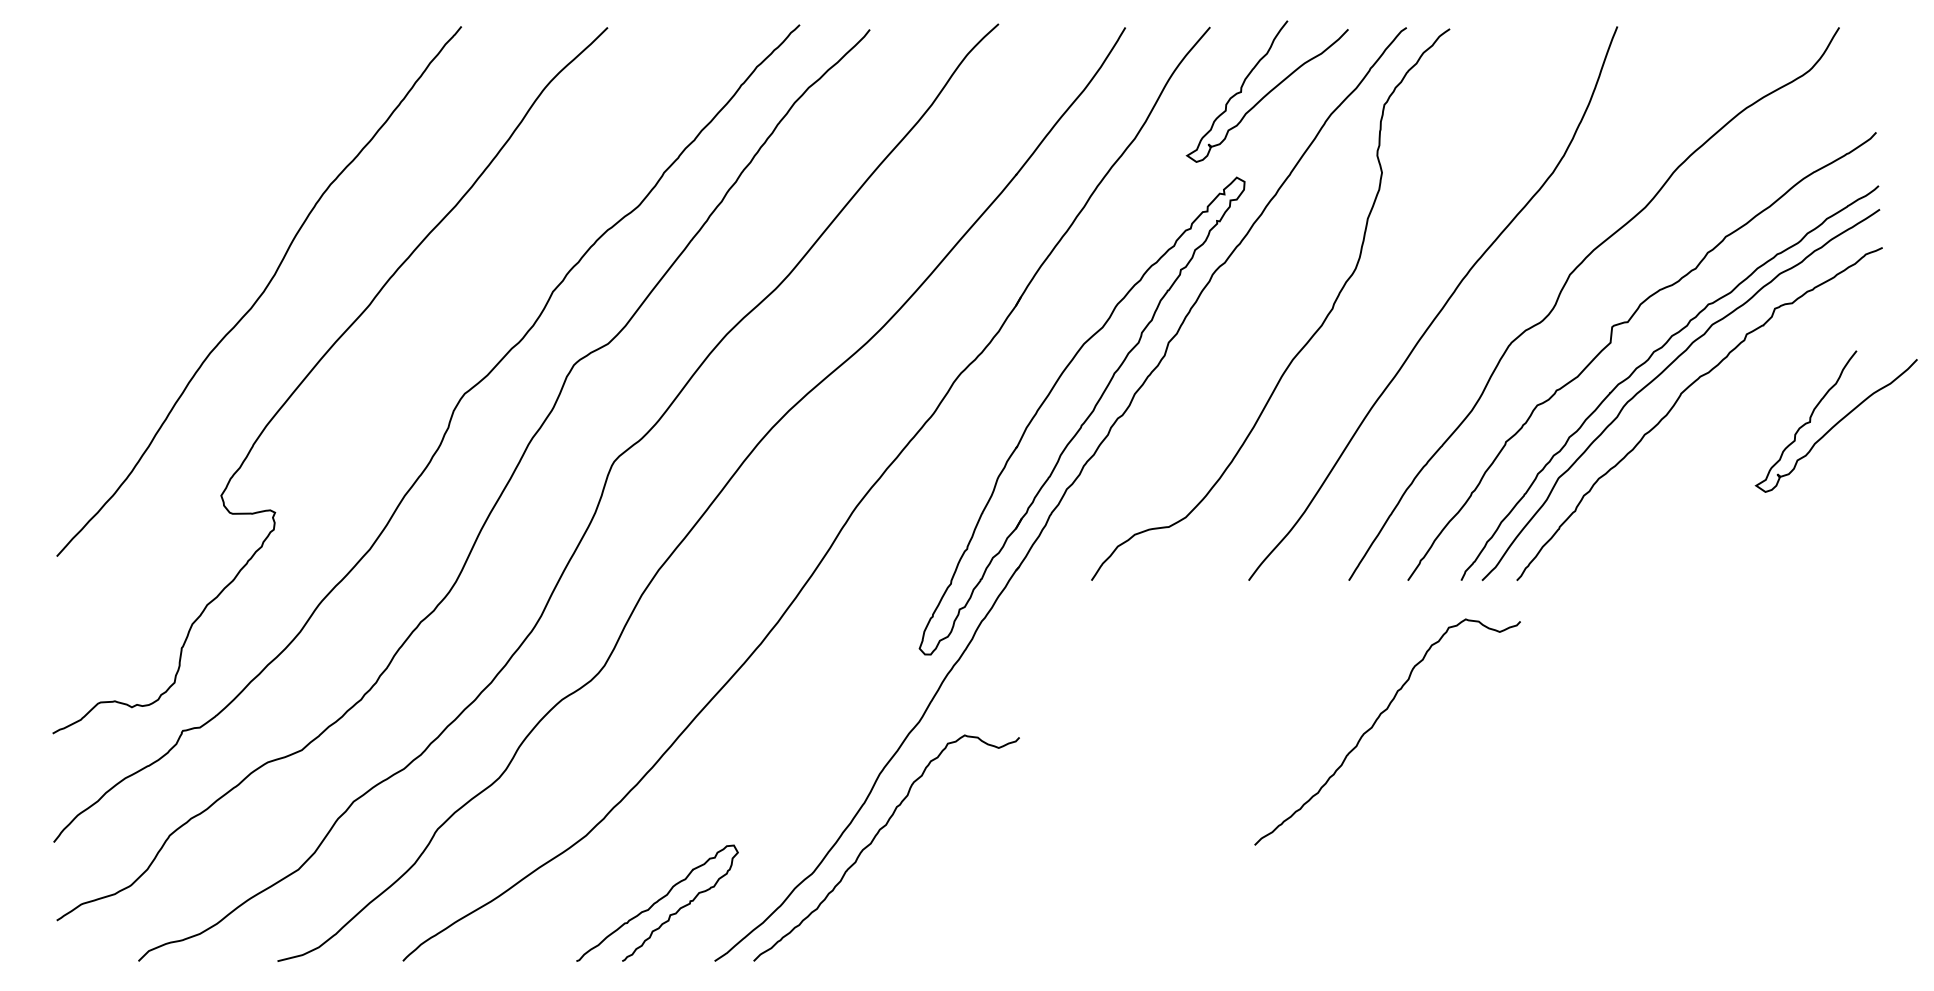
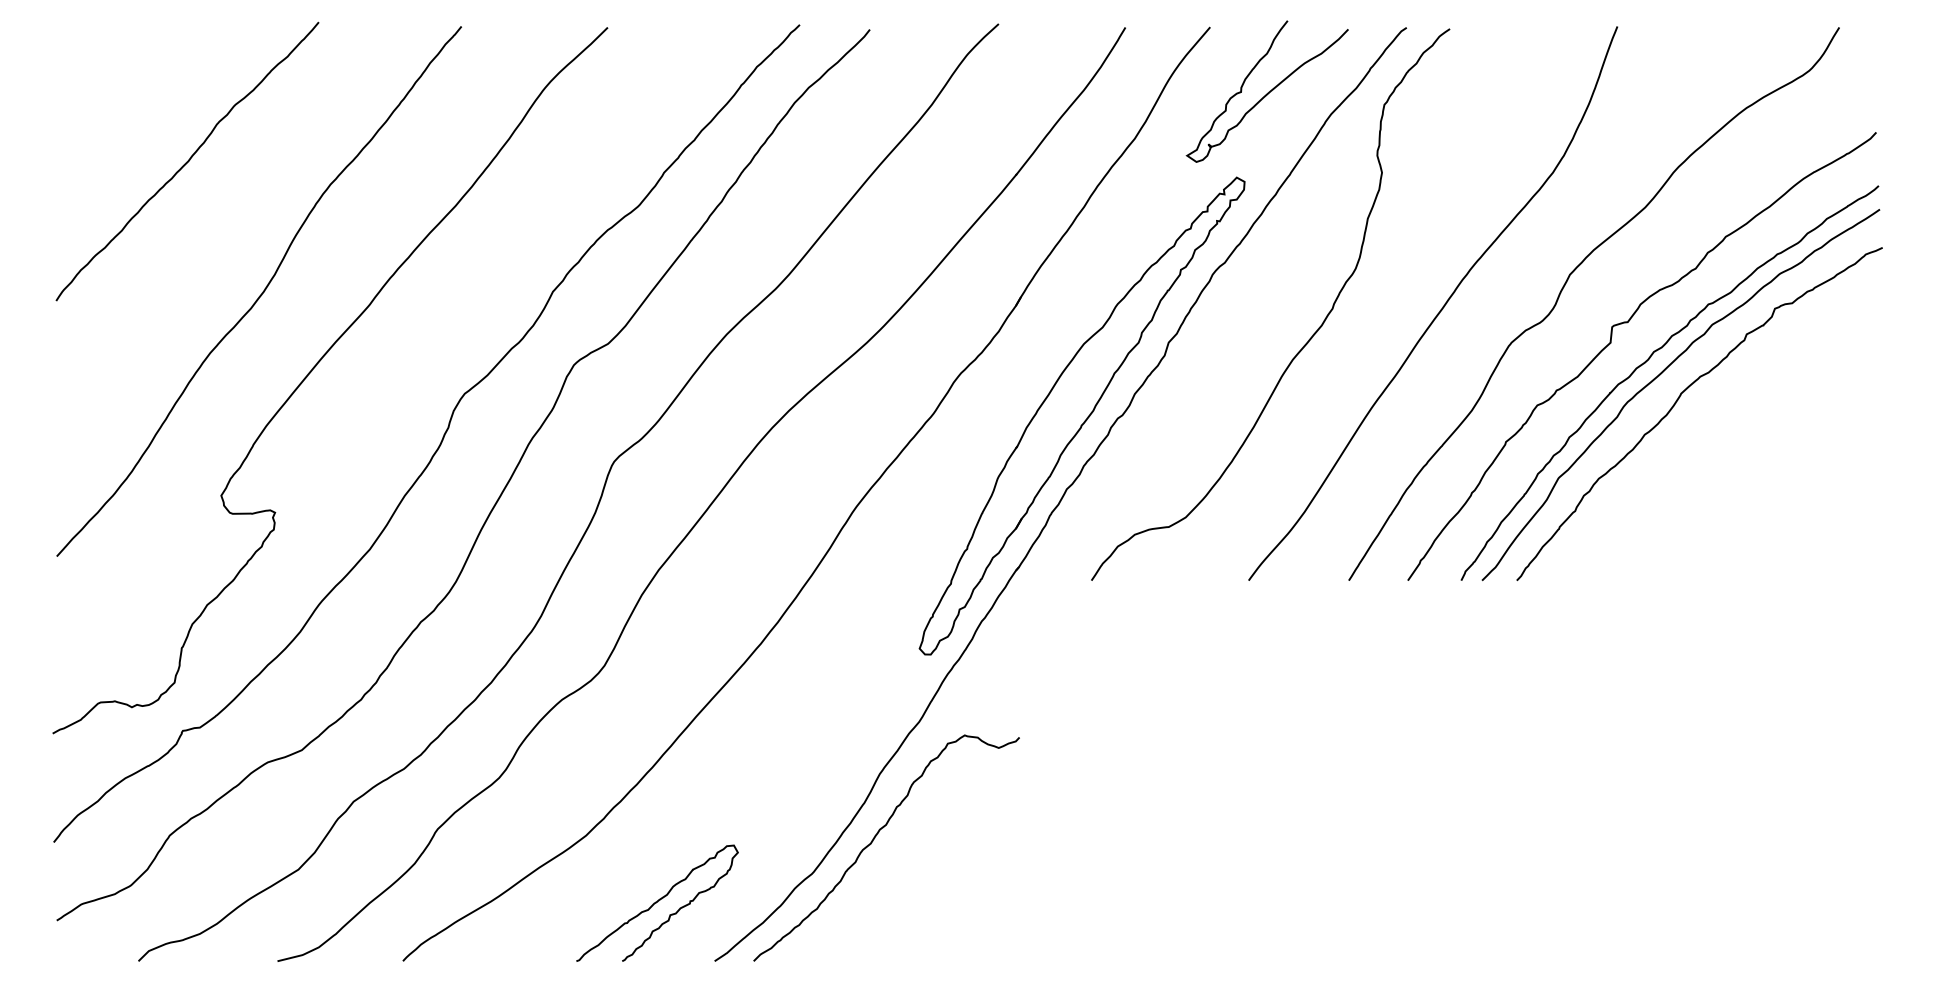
curve: none -> present (187, 161)
curve: present -> none (1836, 422)
curve: present -> none (1376, 722)
